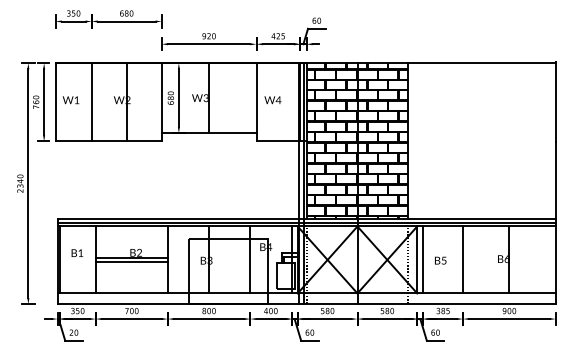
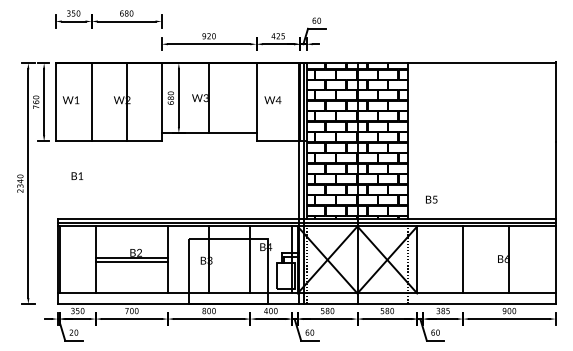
text position: (77, 252) -> (77, 175) (77, 175)
line: present -> none (423, 259)
text position: (440, 260) -> (431, 199) (431, 199)
